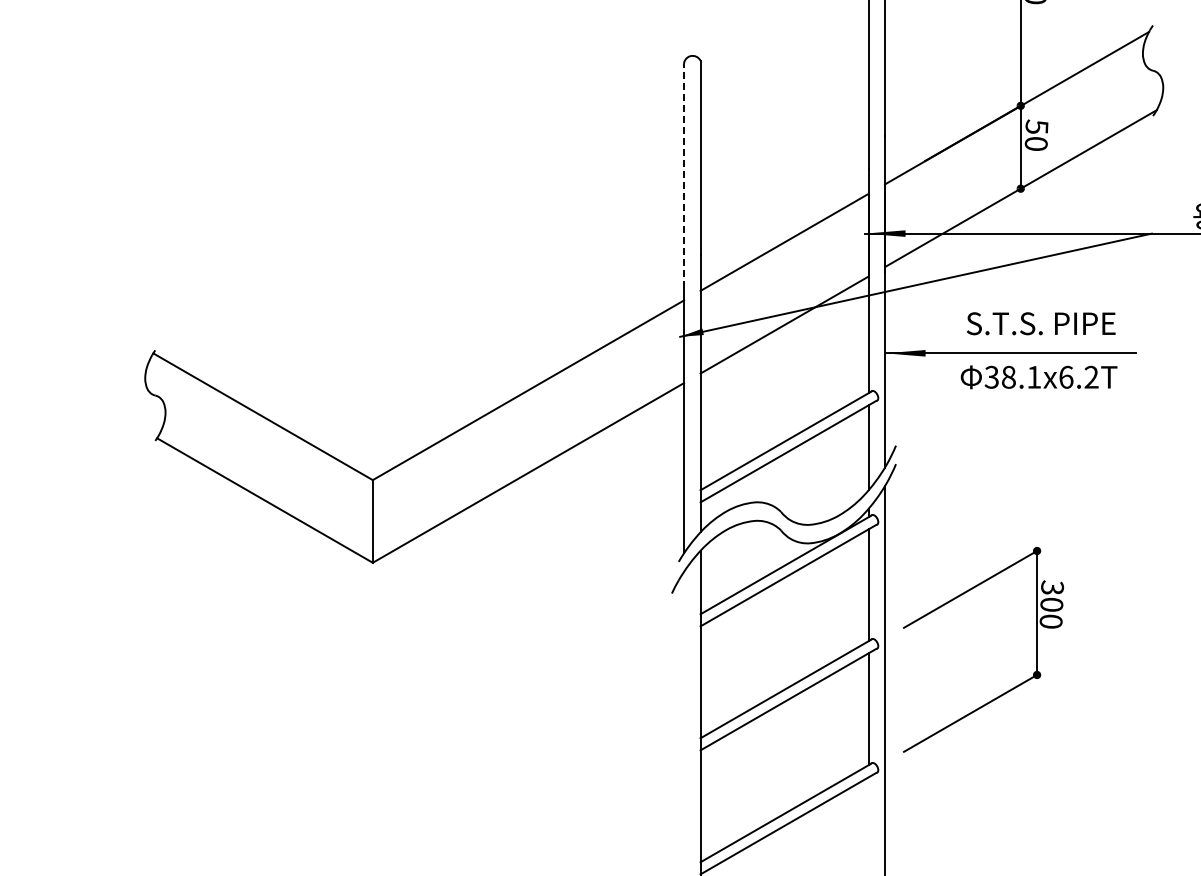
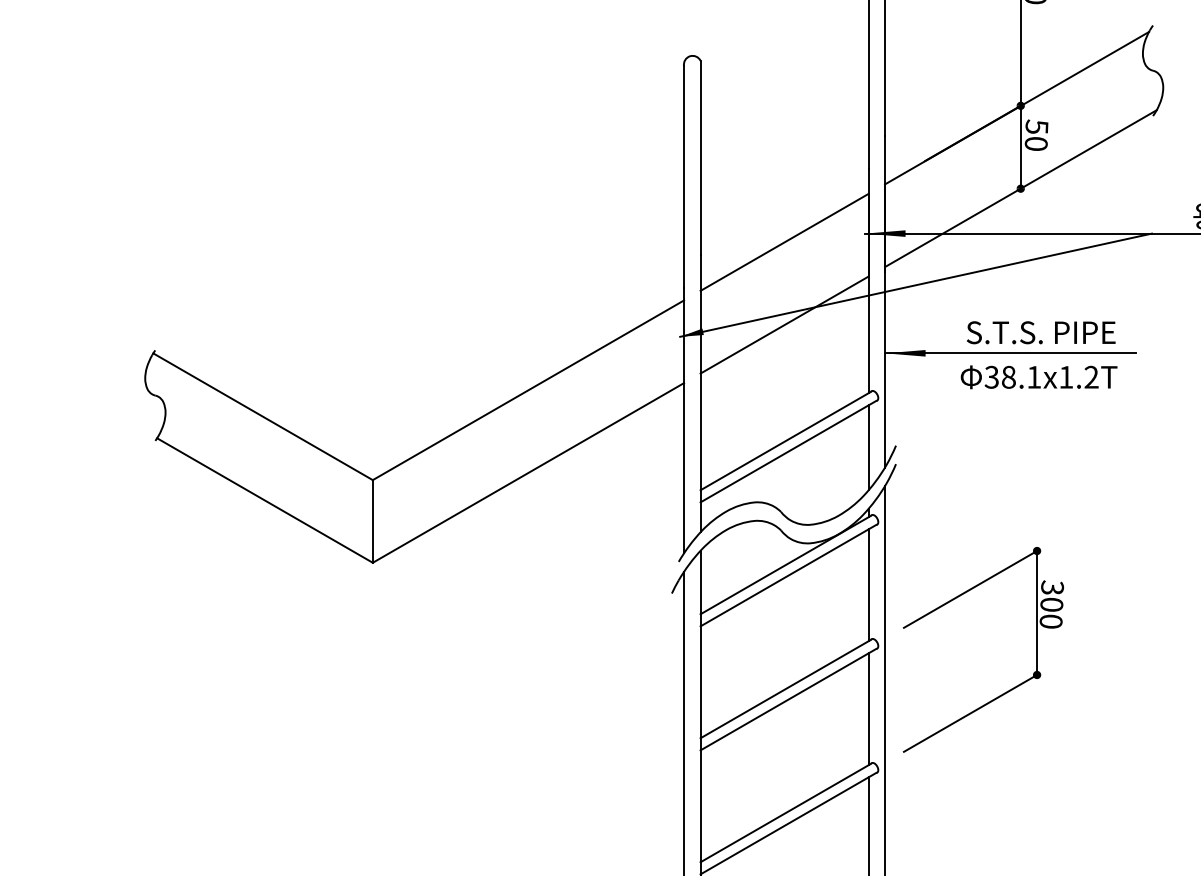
line: dashed -> solid (684, 177)
text position: (1041, 323) -> (1041, 332) (1041, 332)
text: 38.1x6.2T -> 38.1x1.2T (1066, 376)
line: none -> present (684, 721)
line: none -> present (868, 824)
